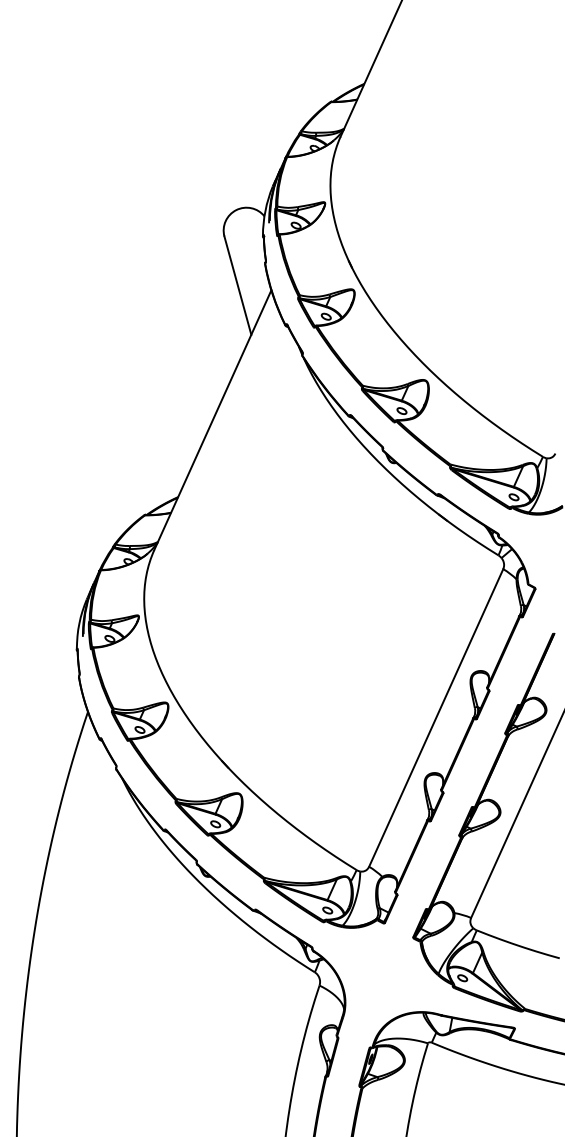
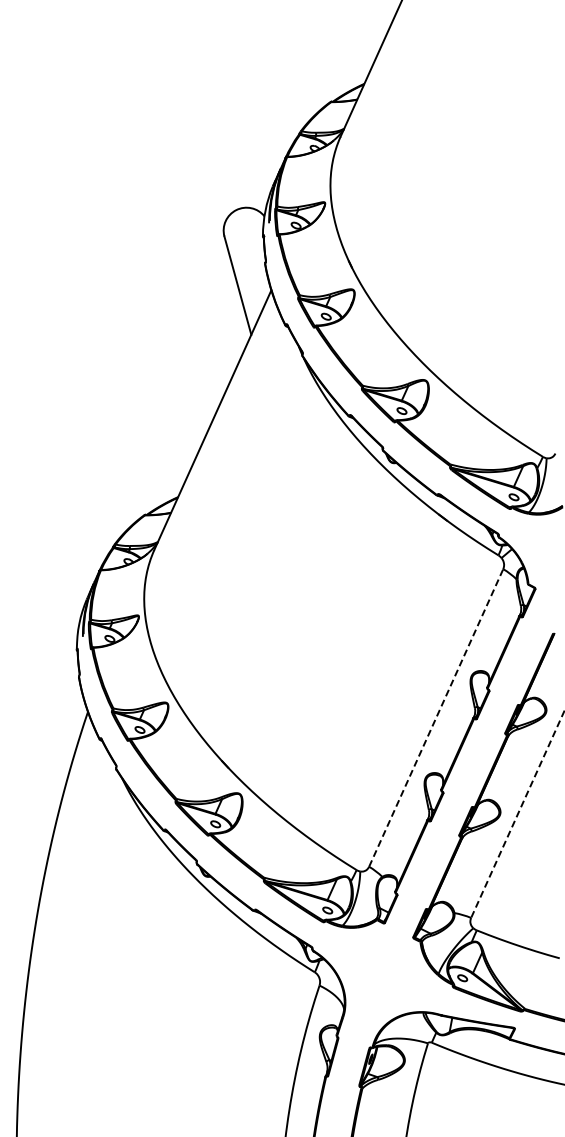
line: solid -> dashed (436, 717)
line: solid -> dashed (517, 814)
